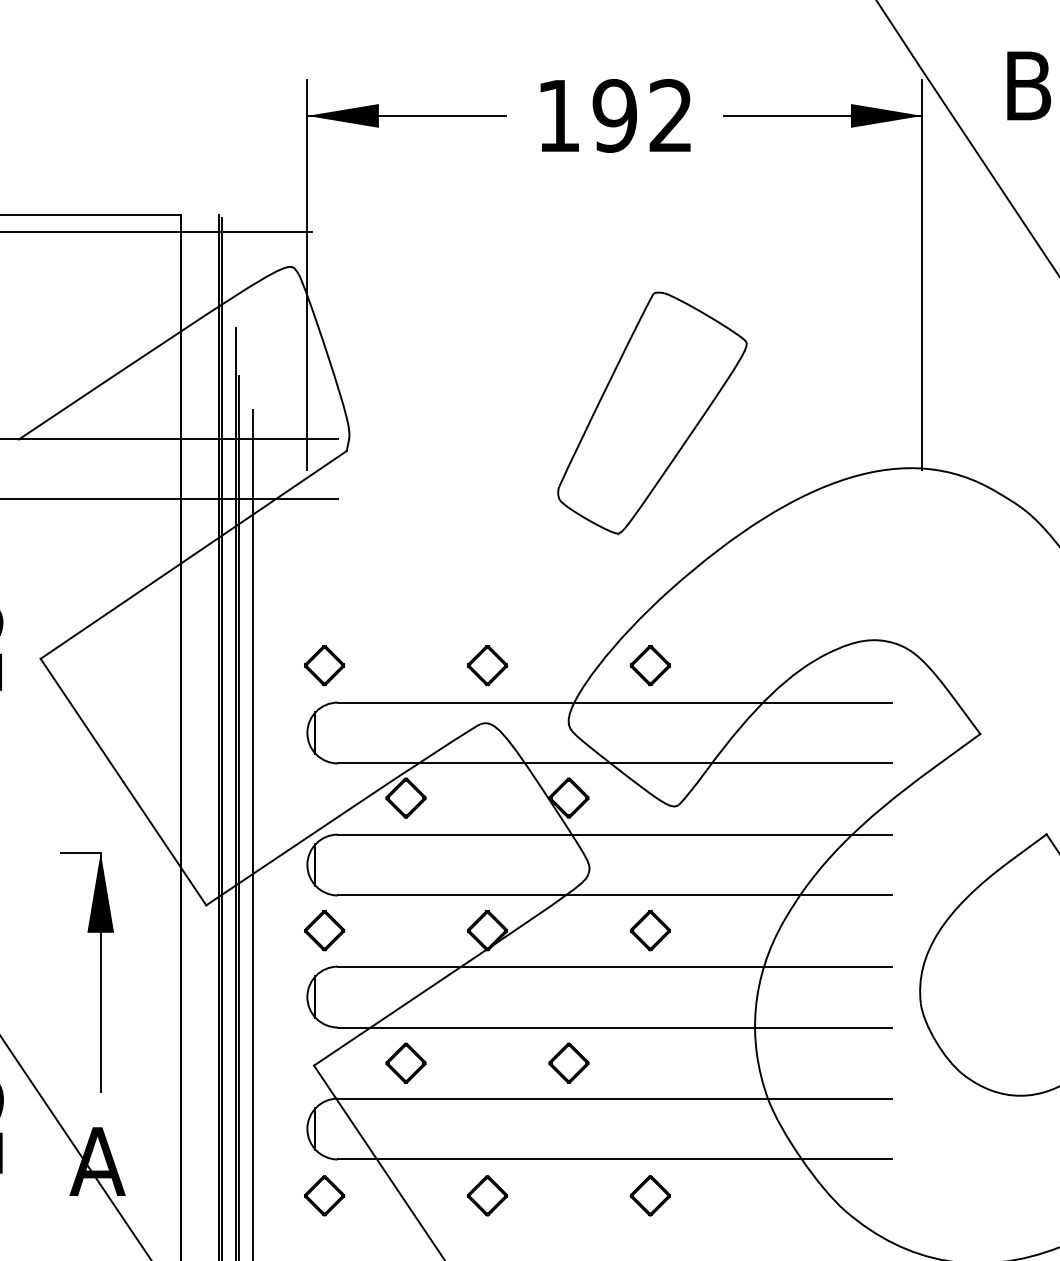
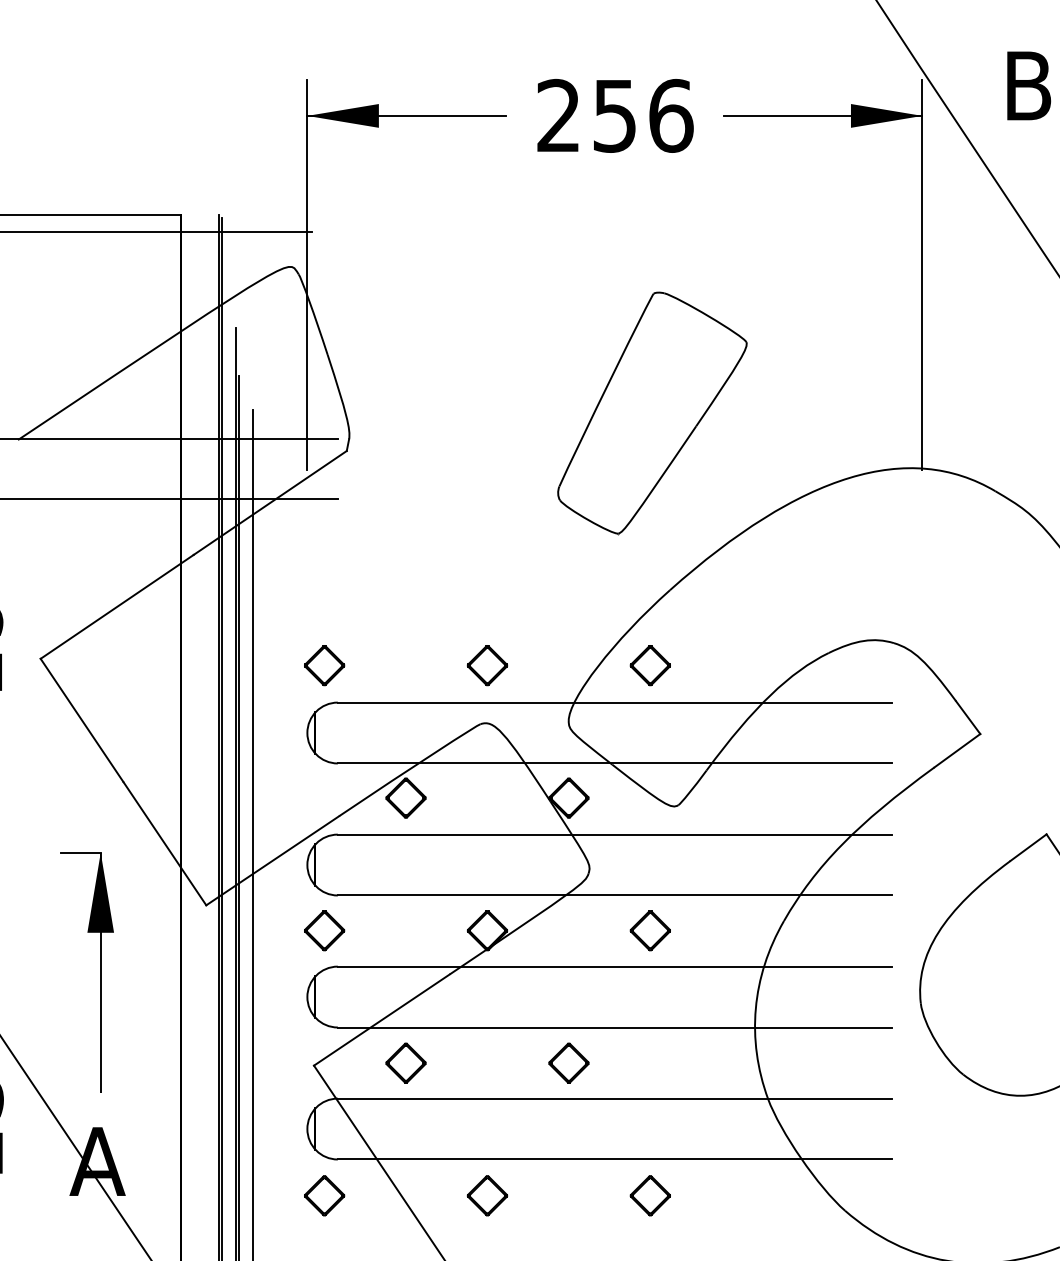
text: 192 -> 256 (615, 115)
